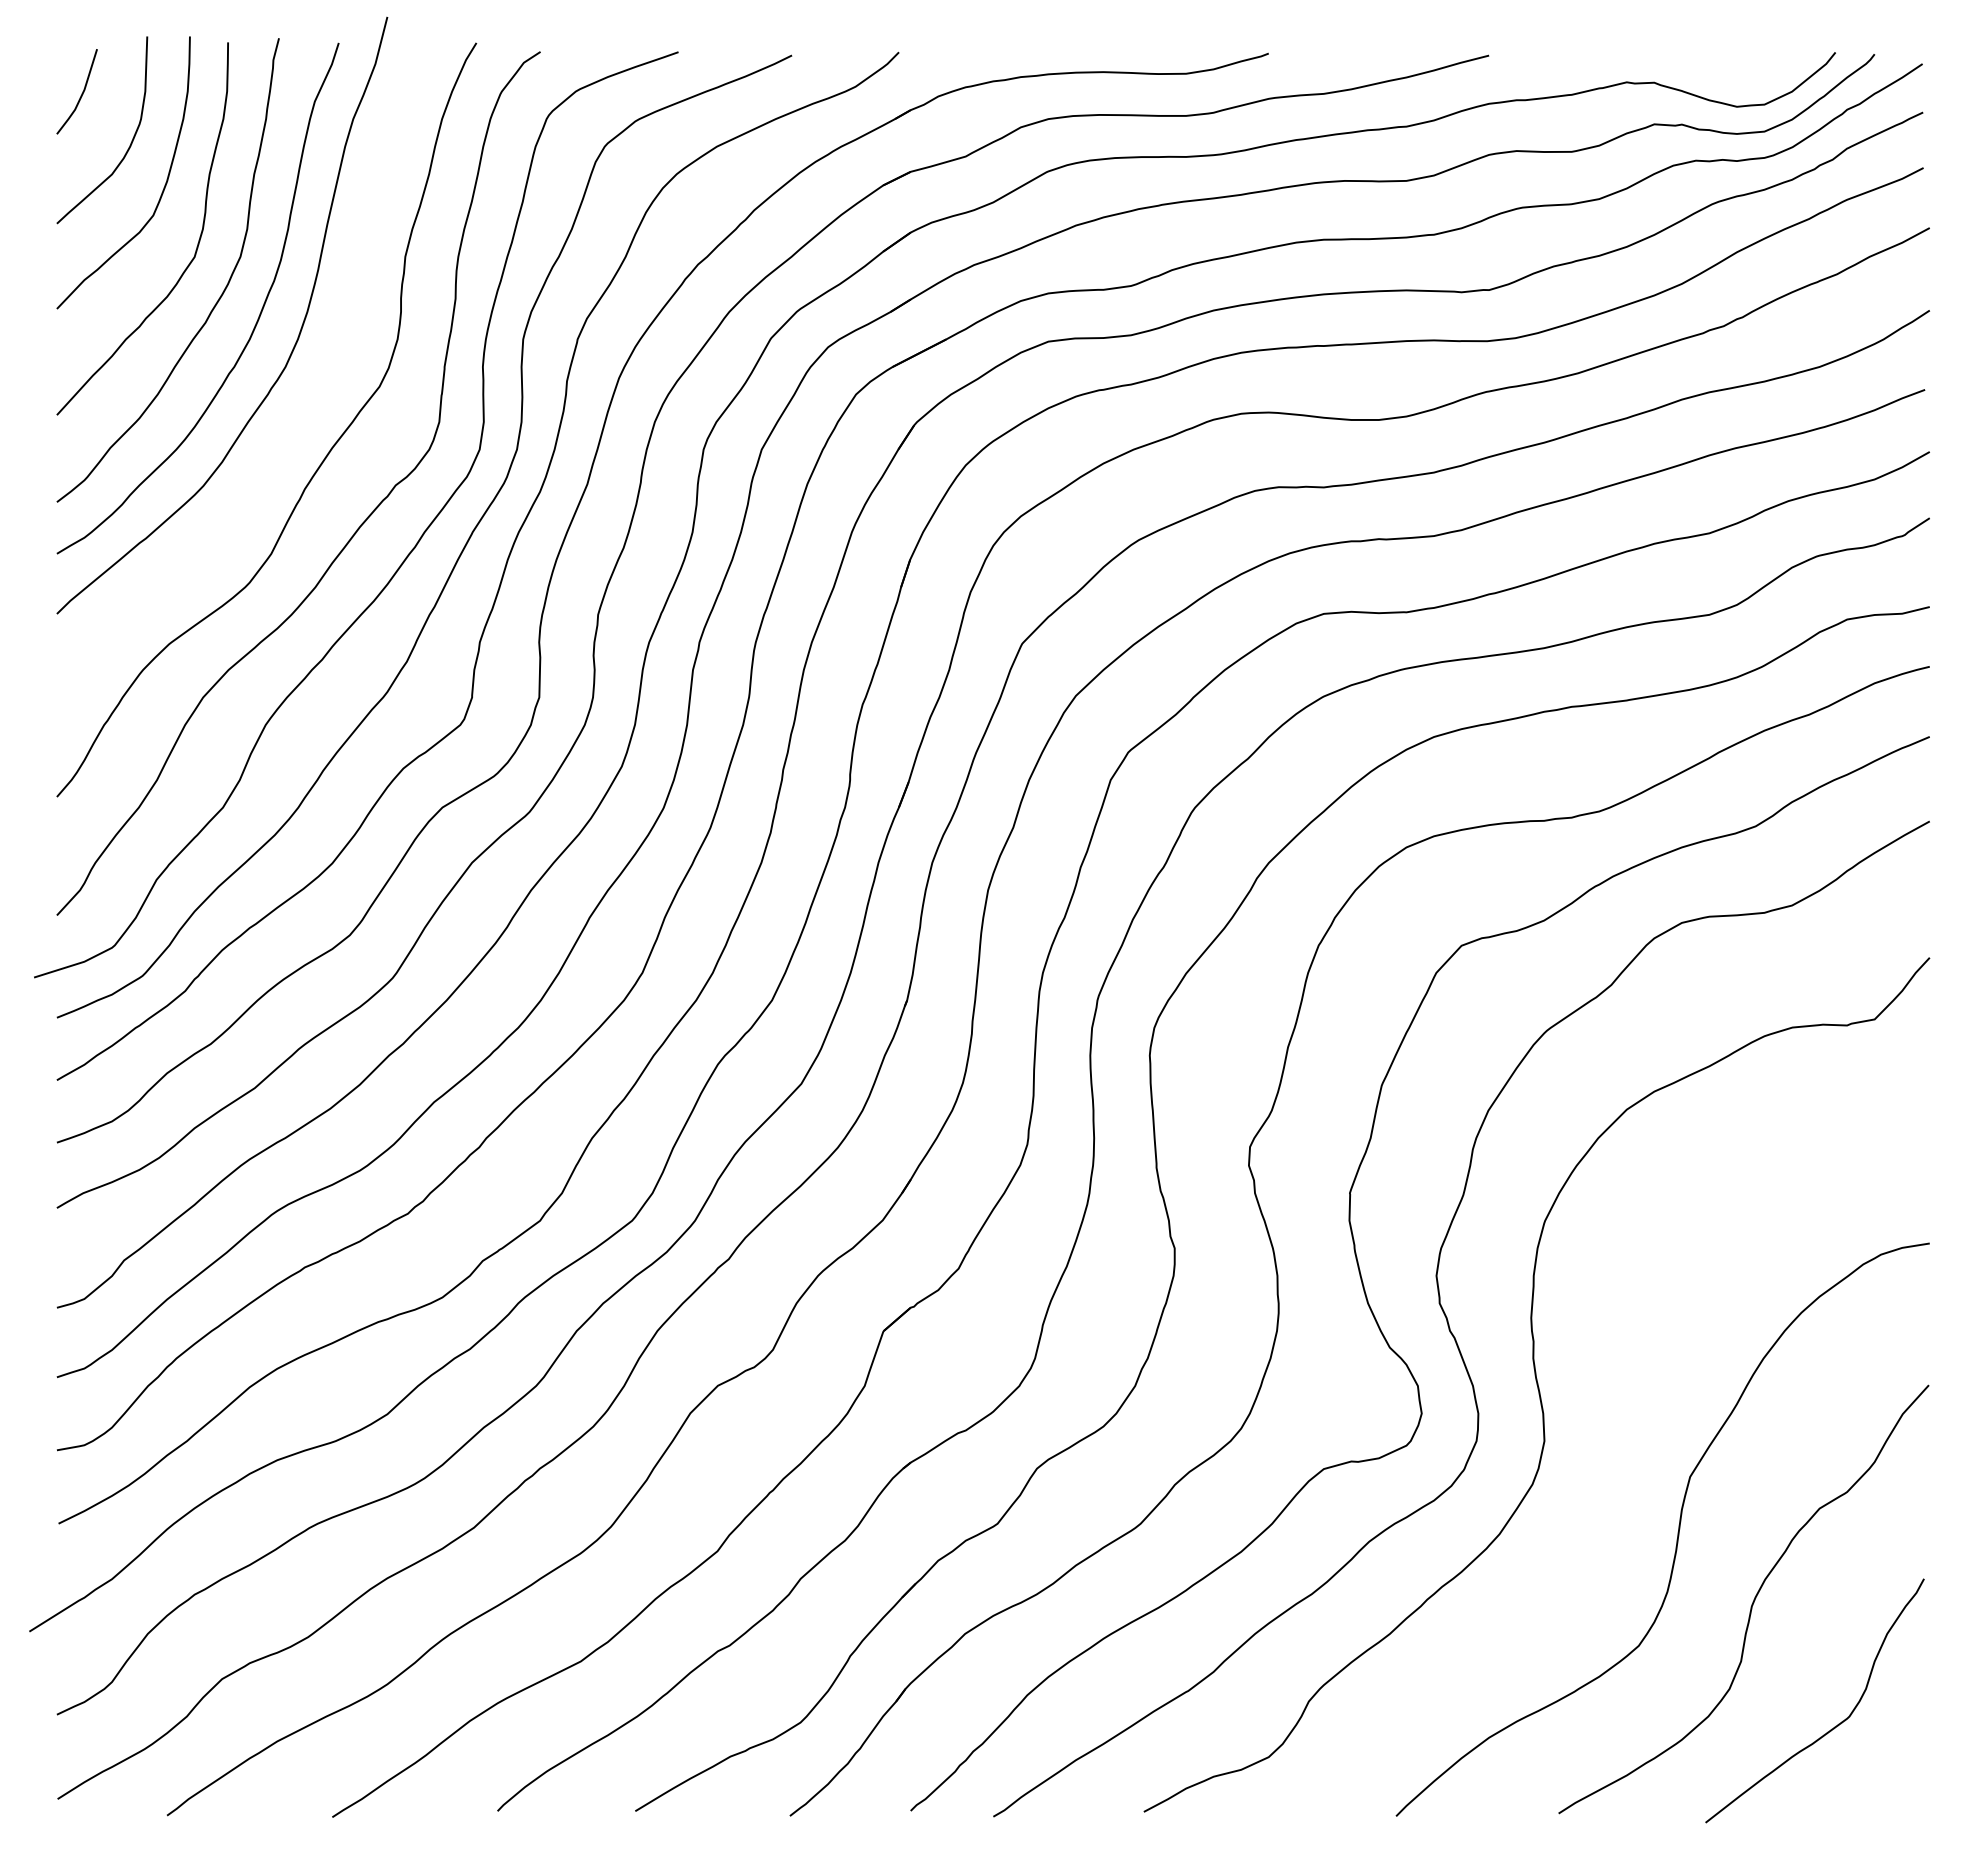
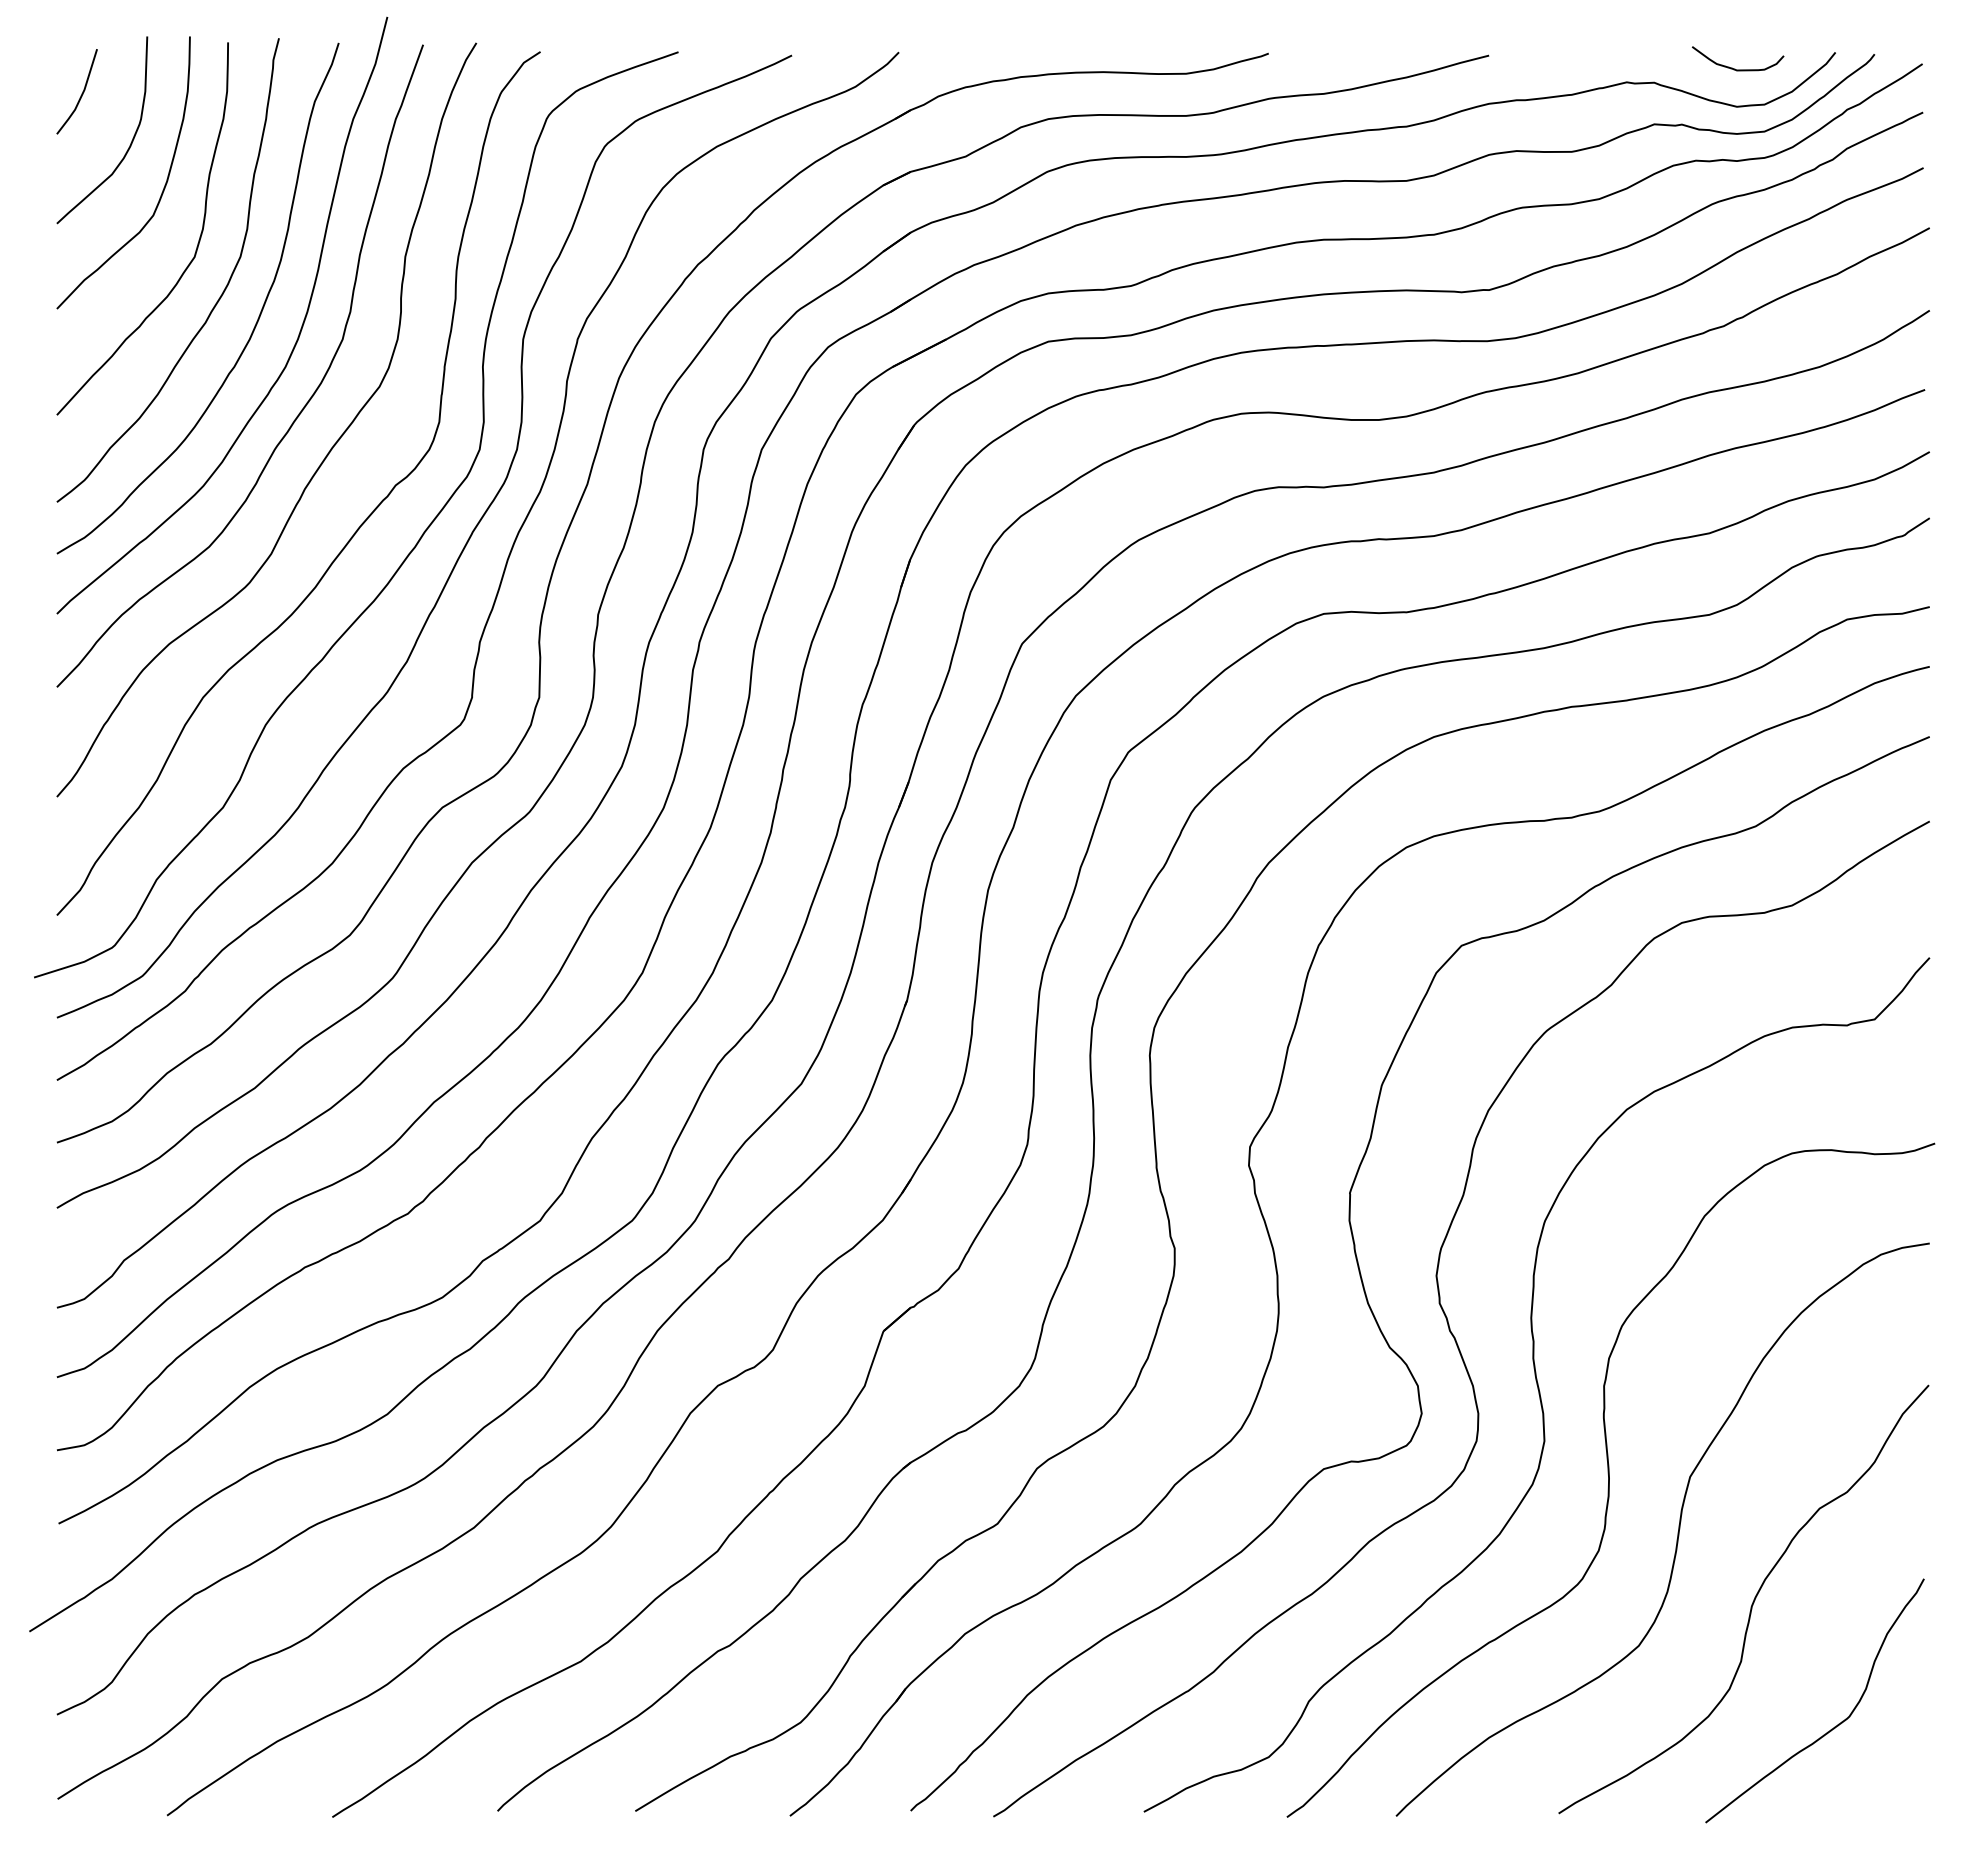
curve: none -> present (1735, 68)
curve: none -> present (303, 406)
curve: none -> present (1609, 1479)
